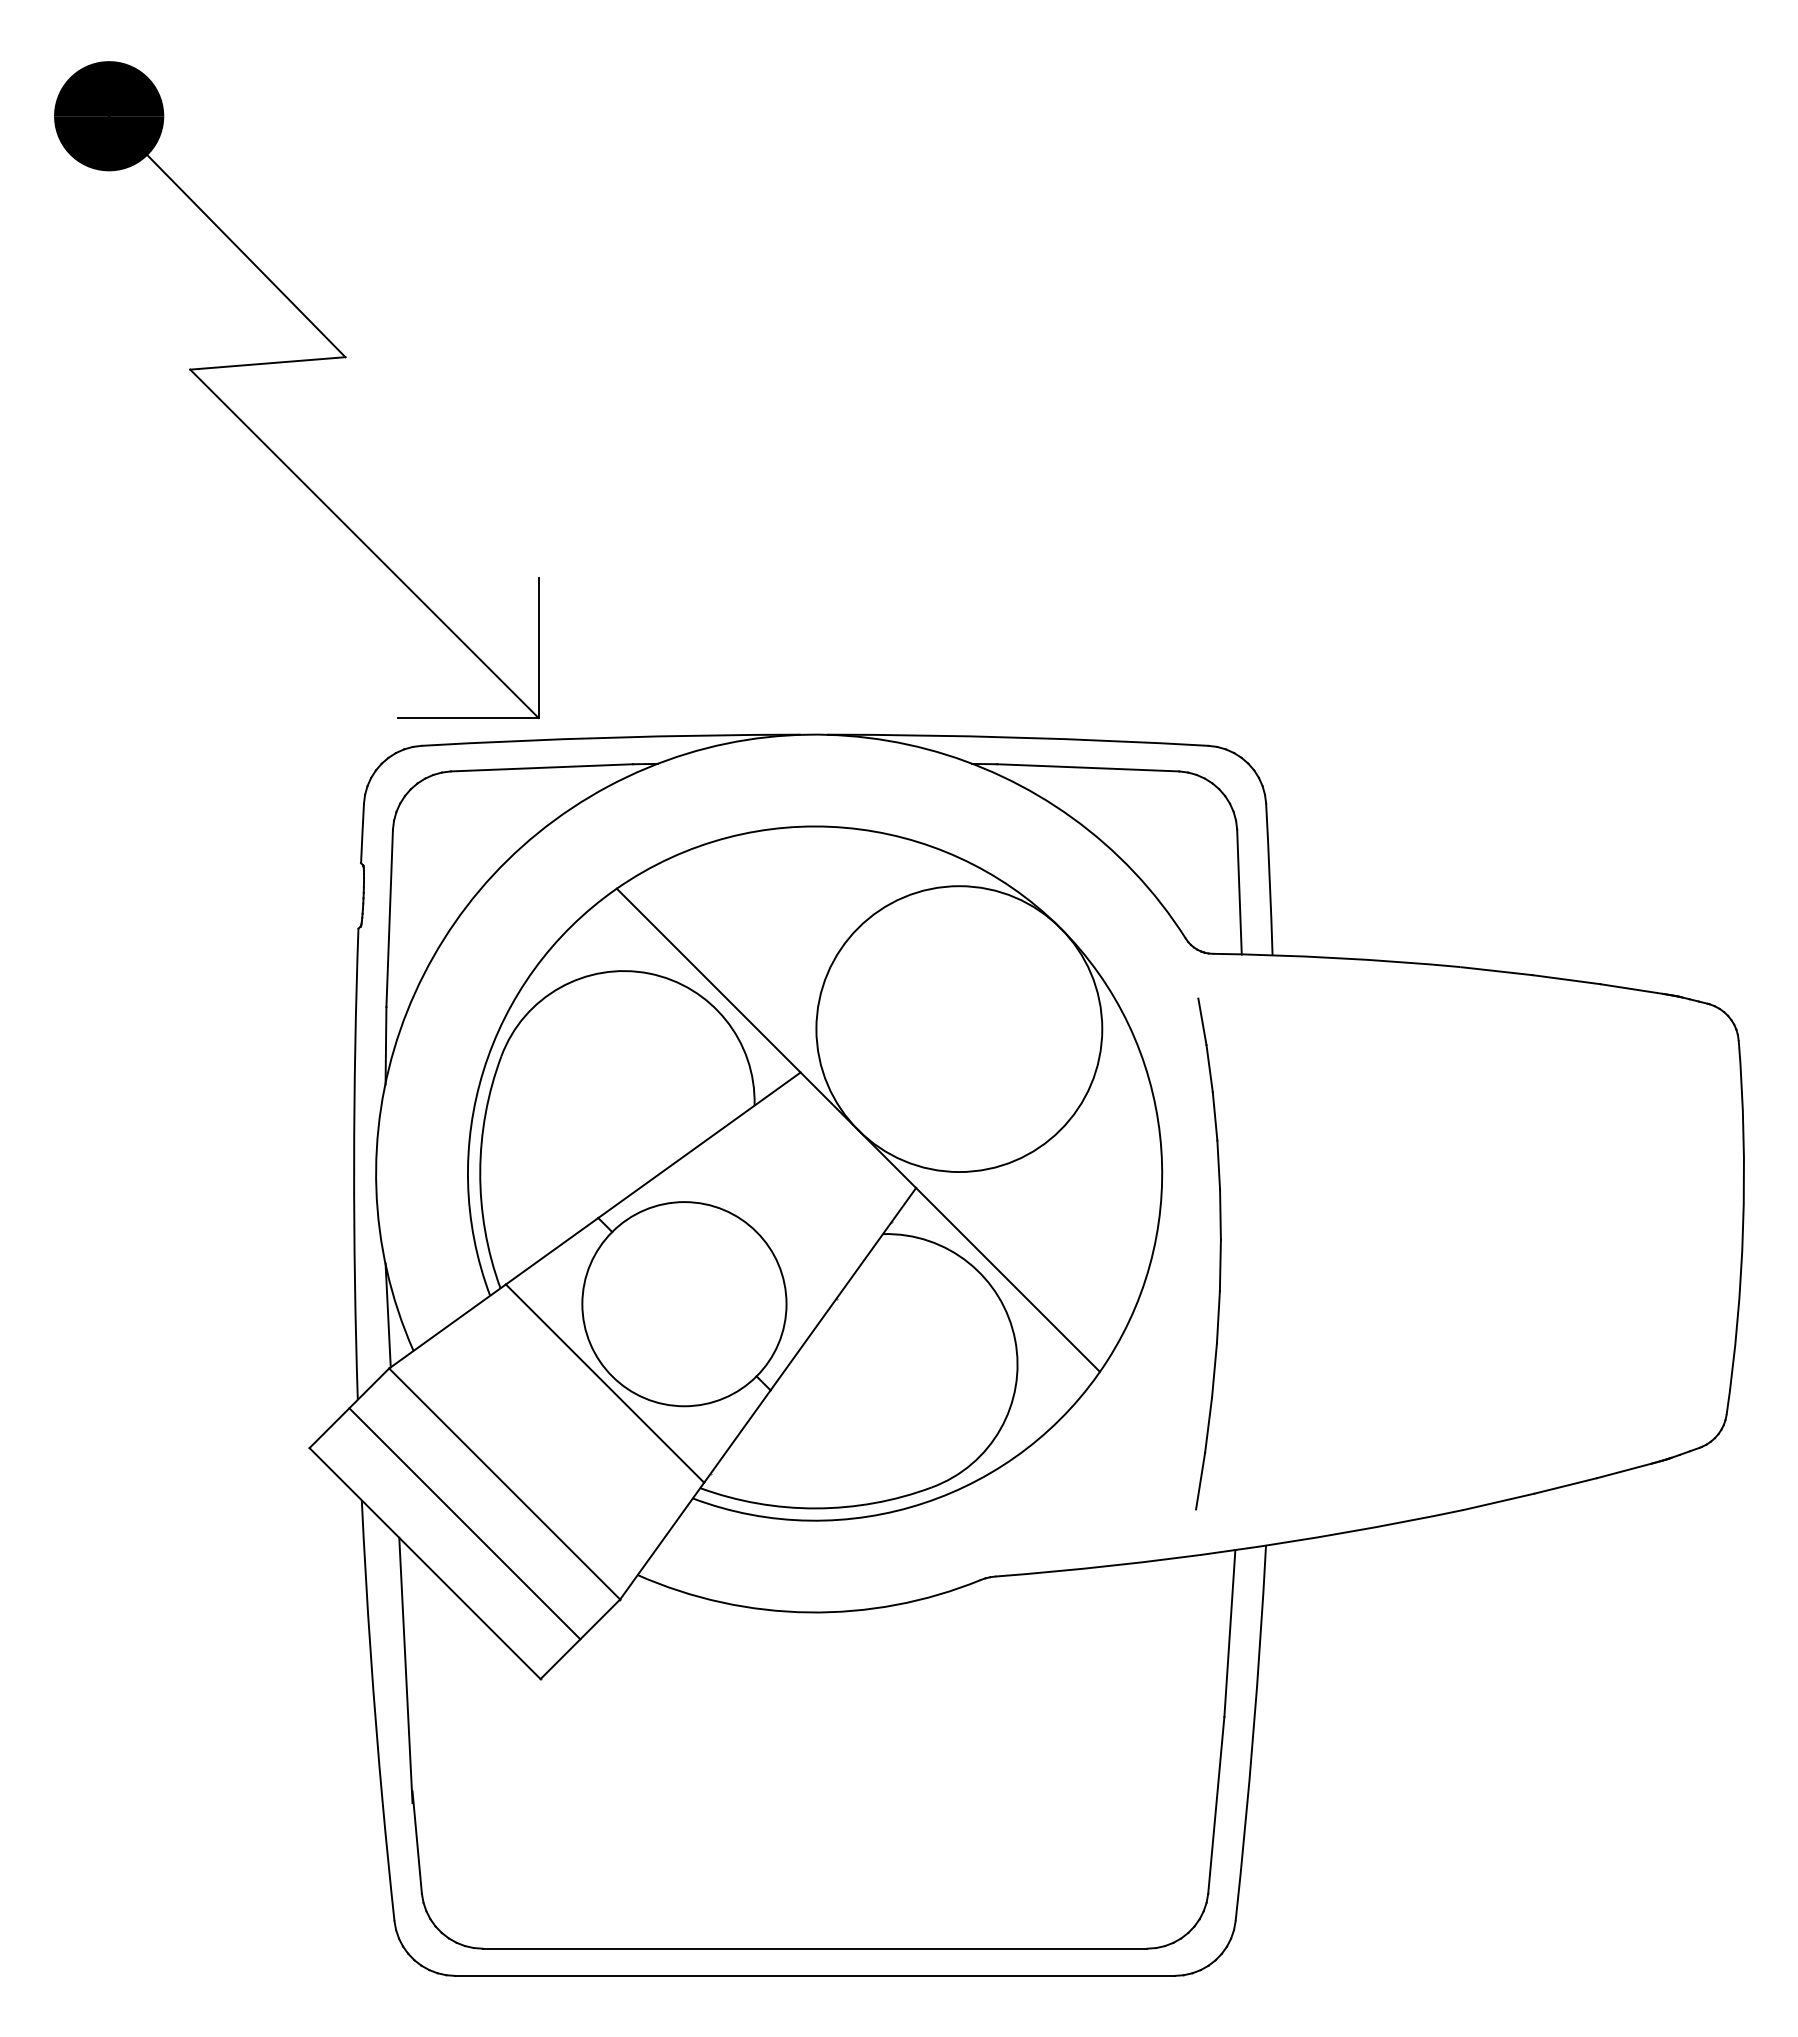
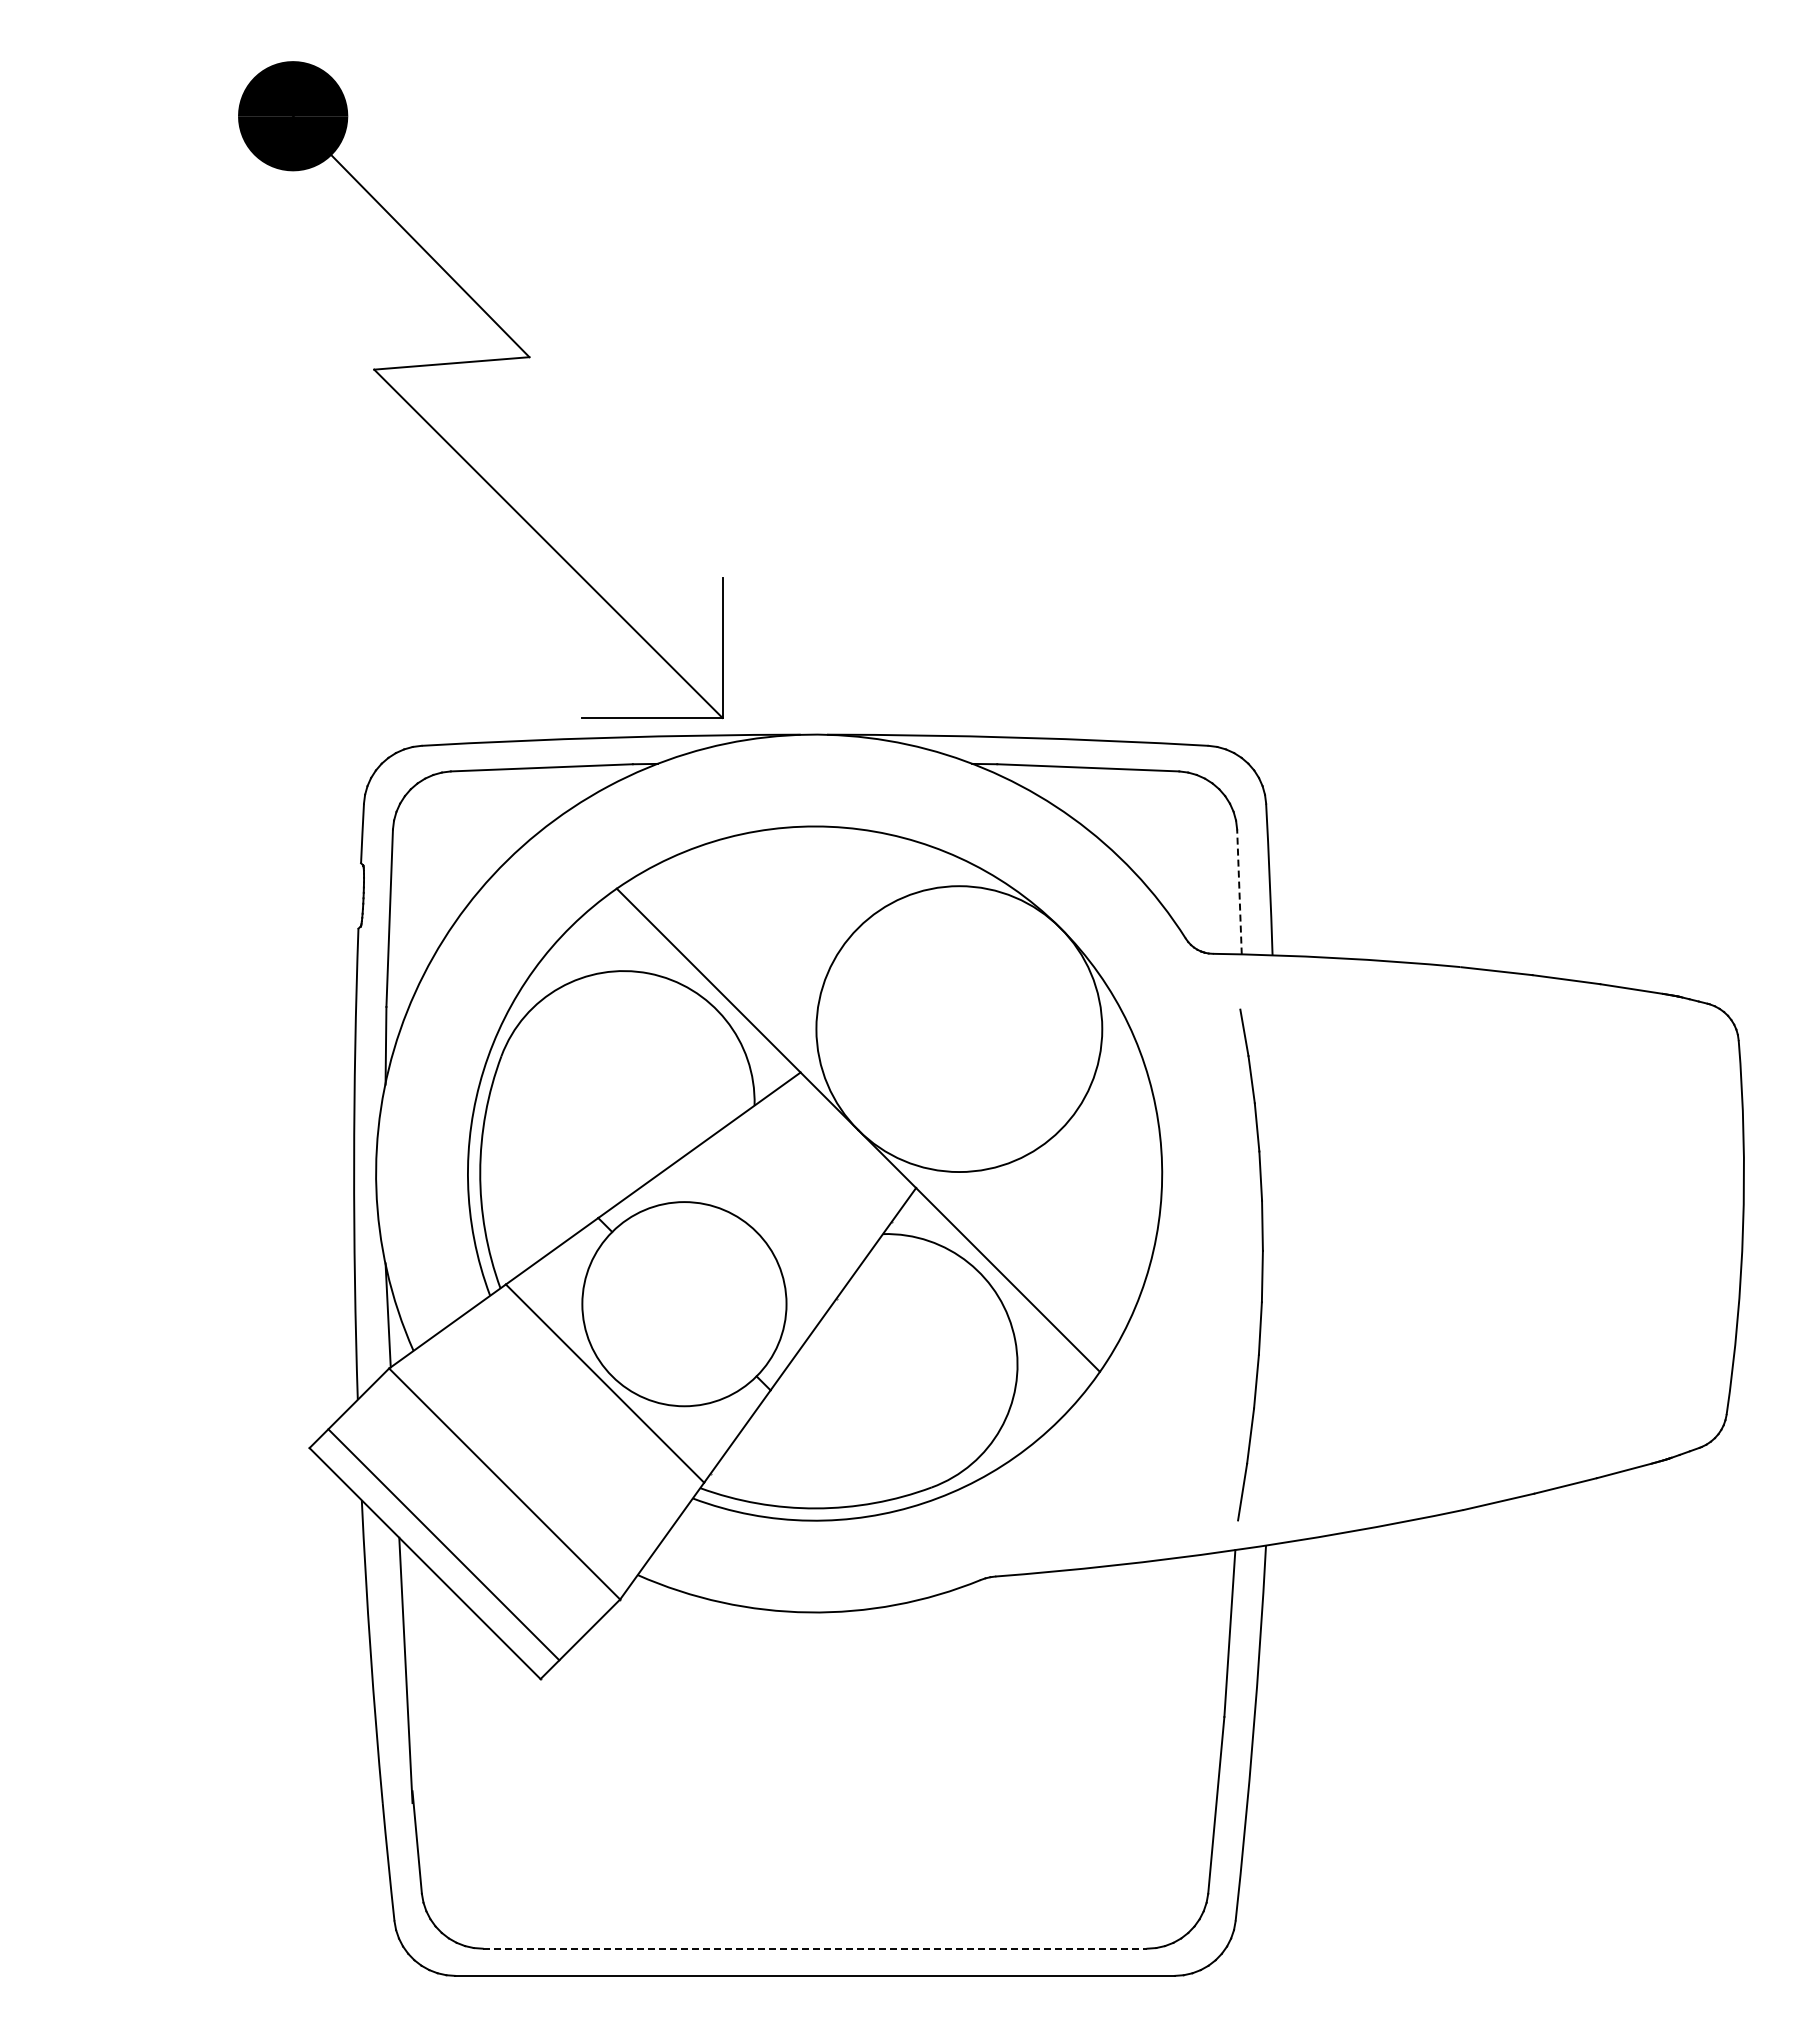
part position: (295, 362) -> (479, 362) (479, 362)
line: solid -> dashed (1239, 892)
part position: (1219, 1253) -> (1261, 1264) (1261, 1264)
line position: (464, 1523) -> (443, 1544) (443, 1544)
line: solid -> dashed (815, 1948)
